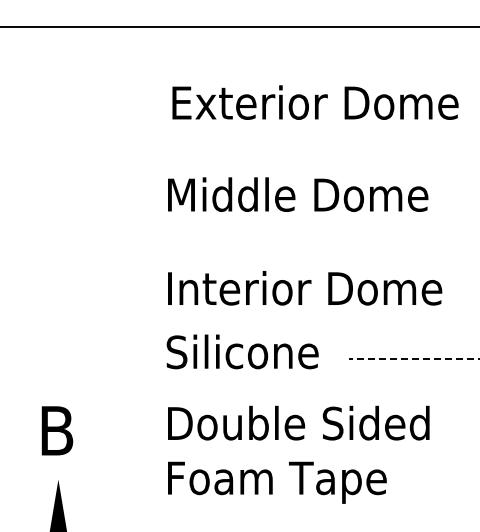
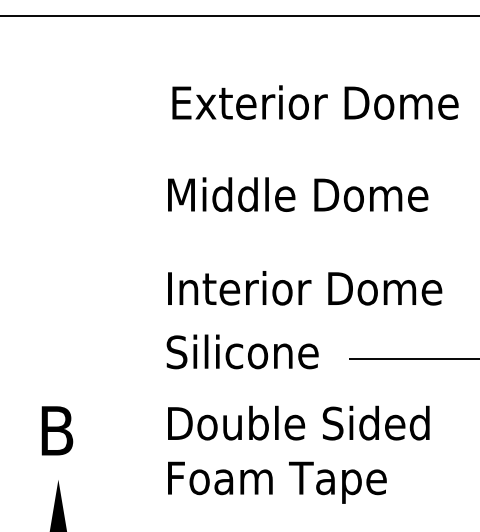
line position: (239, 26) -> (239, 15) (239, 15)
line: dashed -> solid (413, 359)
